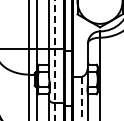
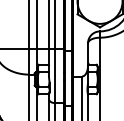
line: dashed -> solid (54, 60)
line: dashed -> solid (82, 98)
